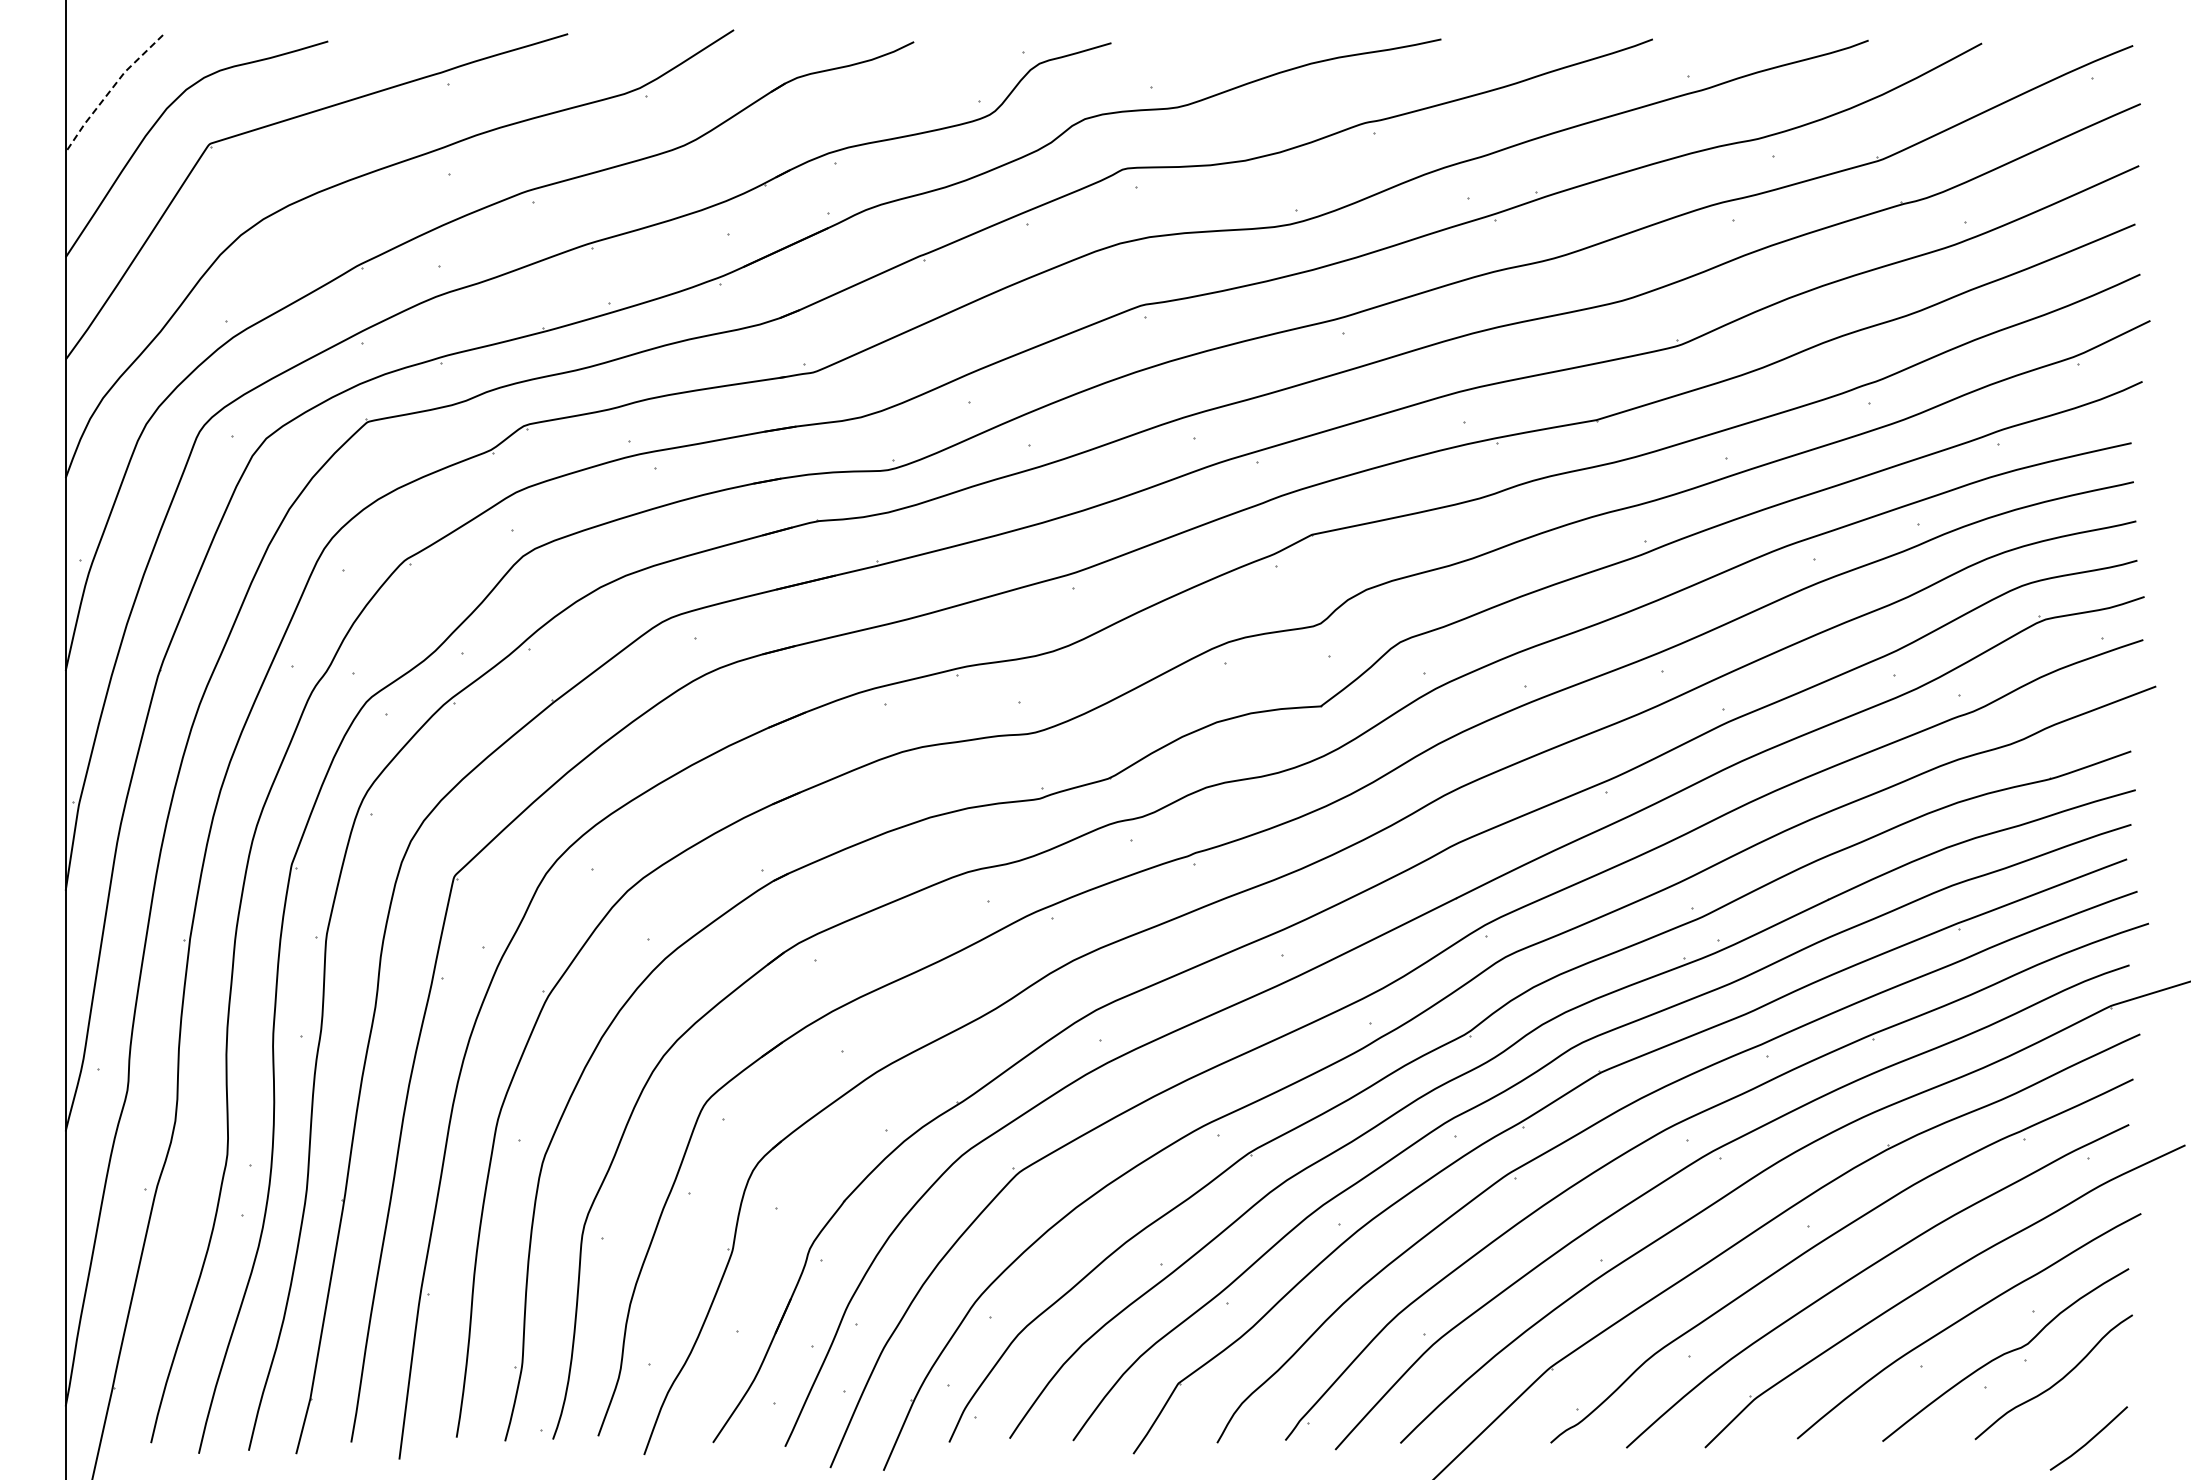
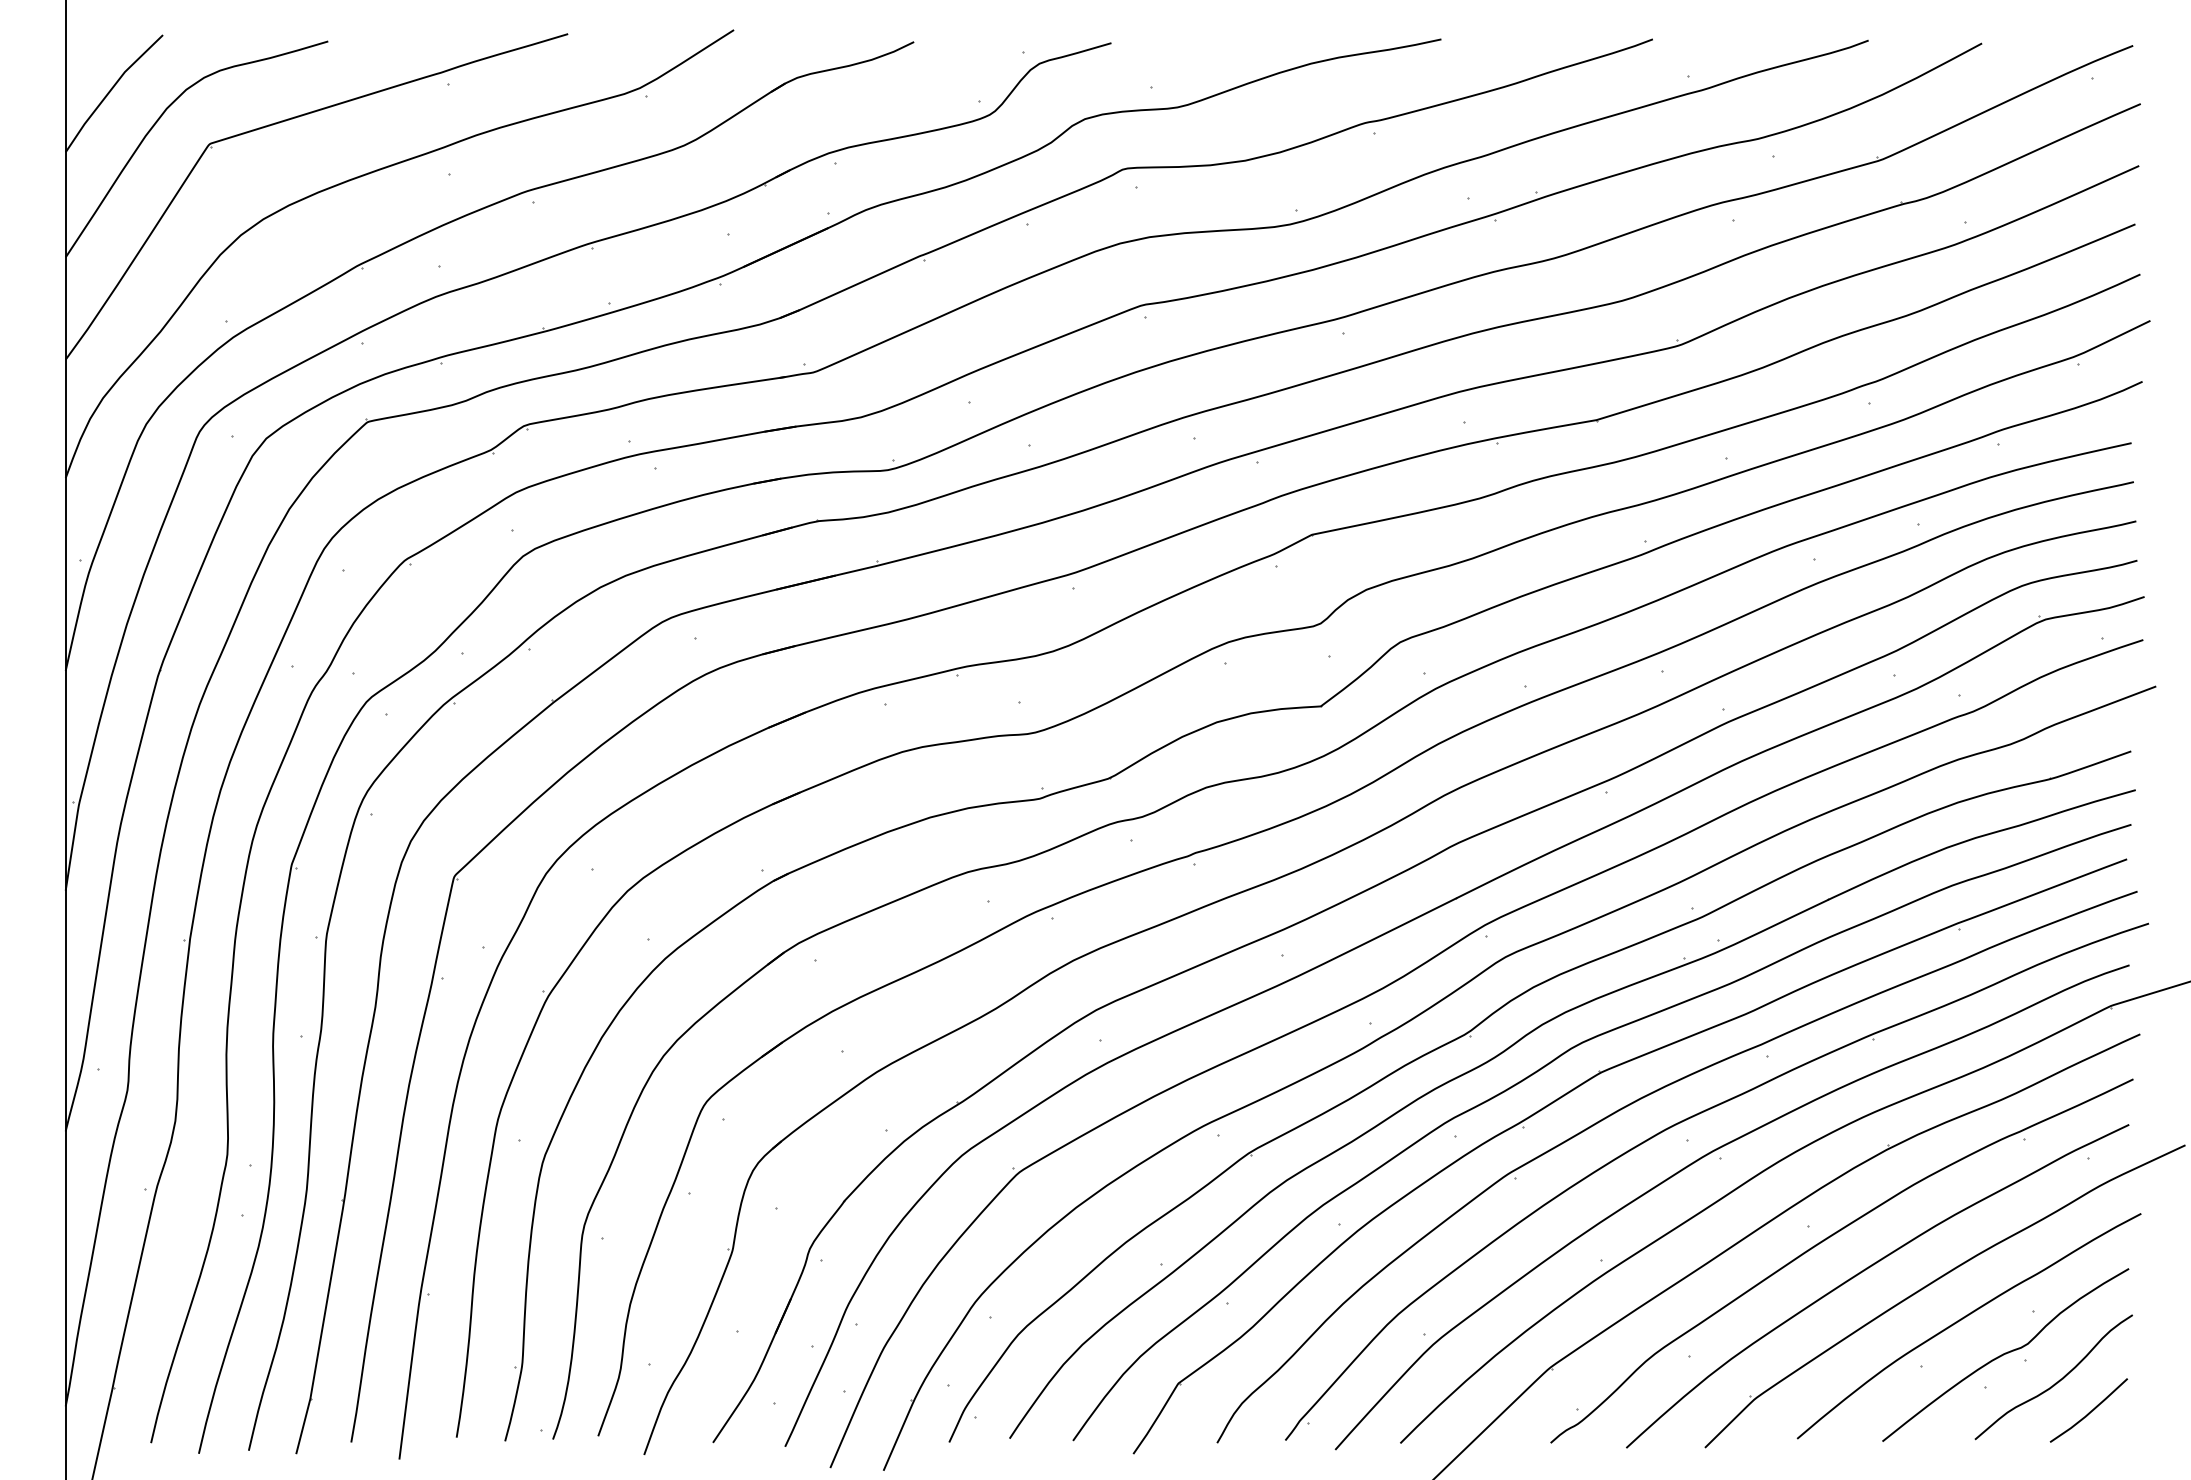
line: dashed -> solid (110, 90)
line position: (2089, 1439) -> (2089, 1411) (2089, 1411)
